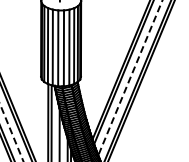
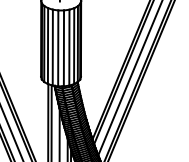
line: dashed -> solid (130, 77)
line: dashed -> solid (11, 133)
